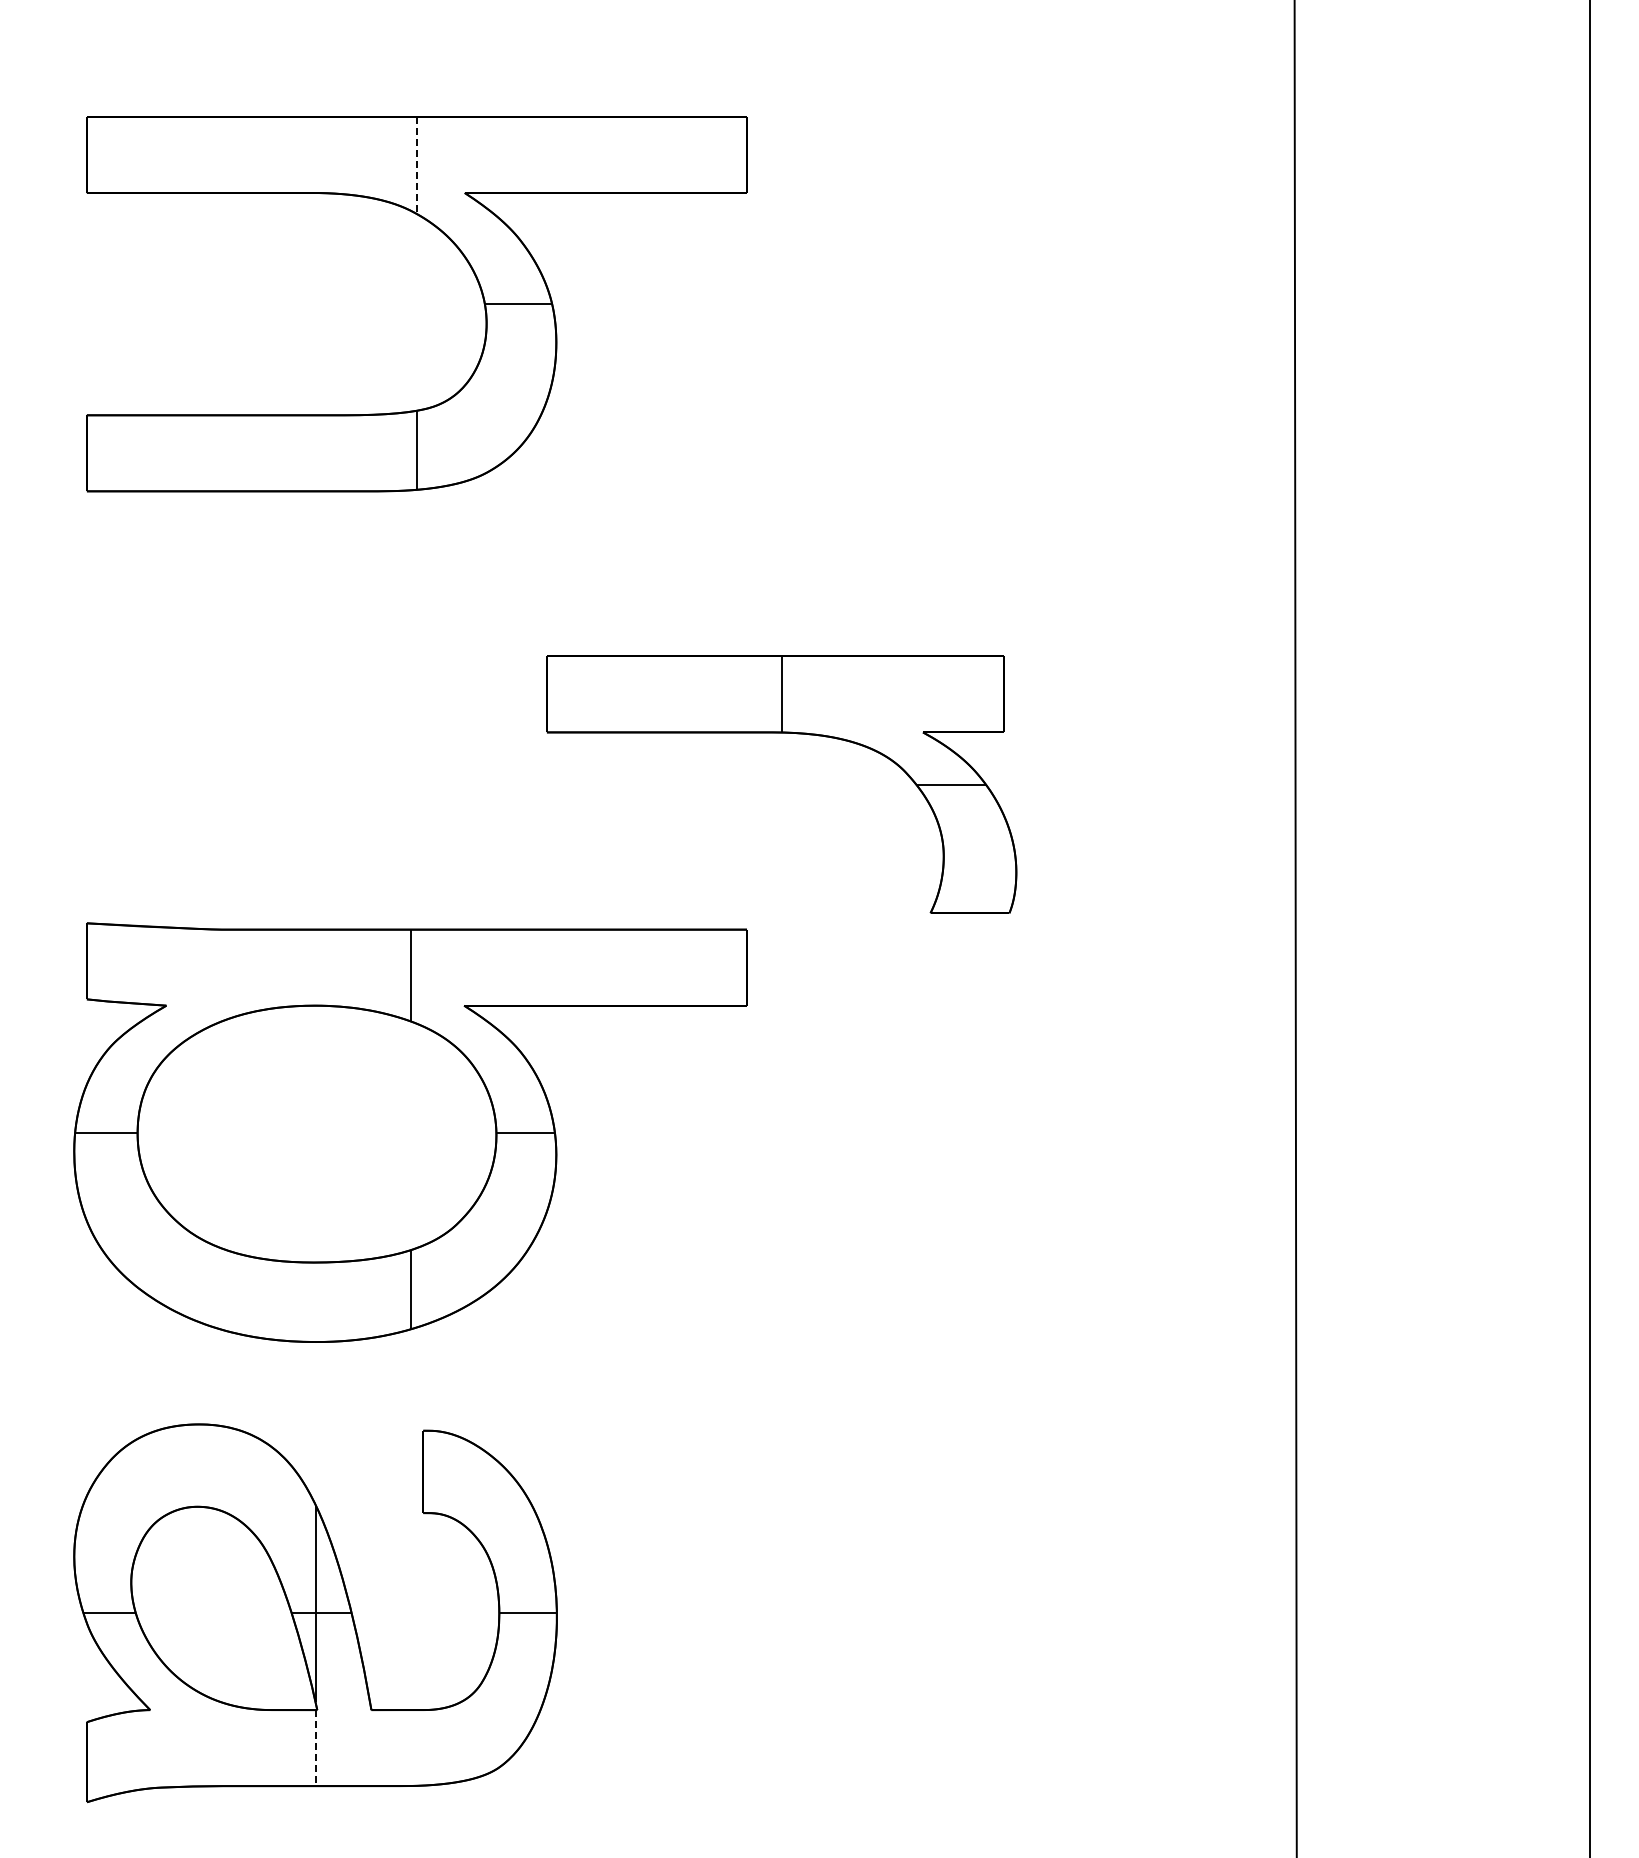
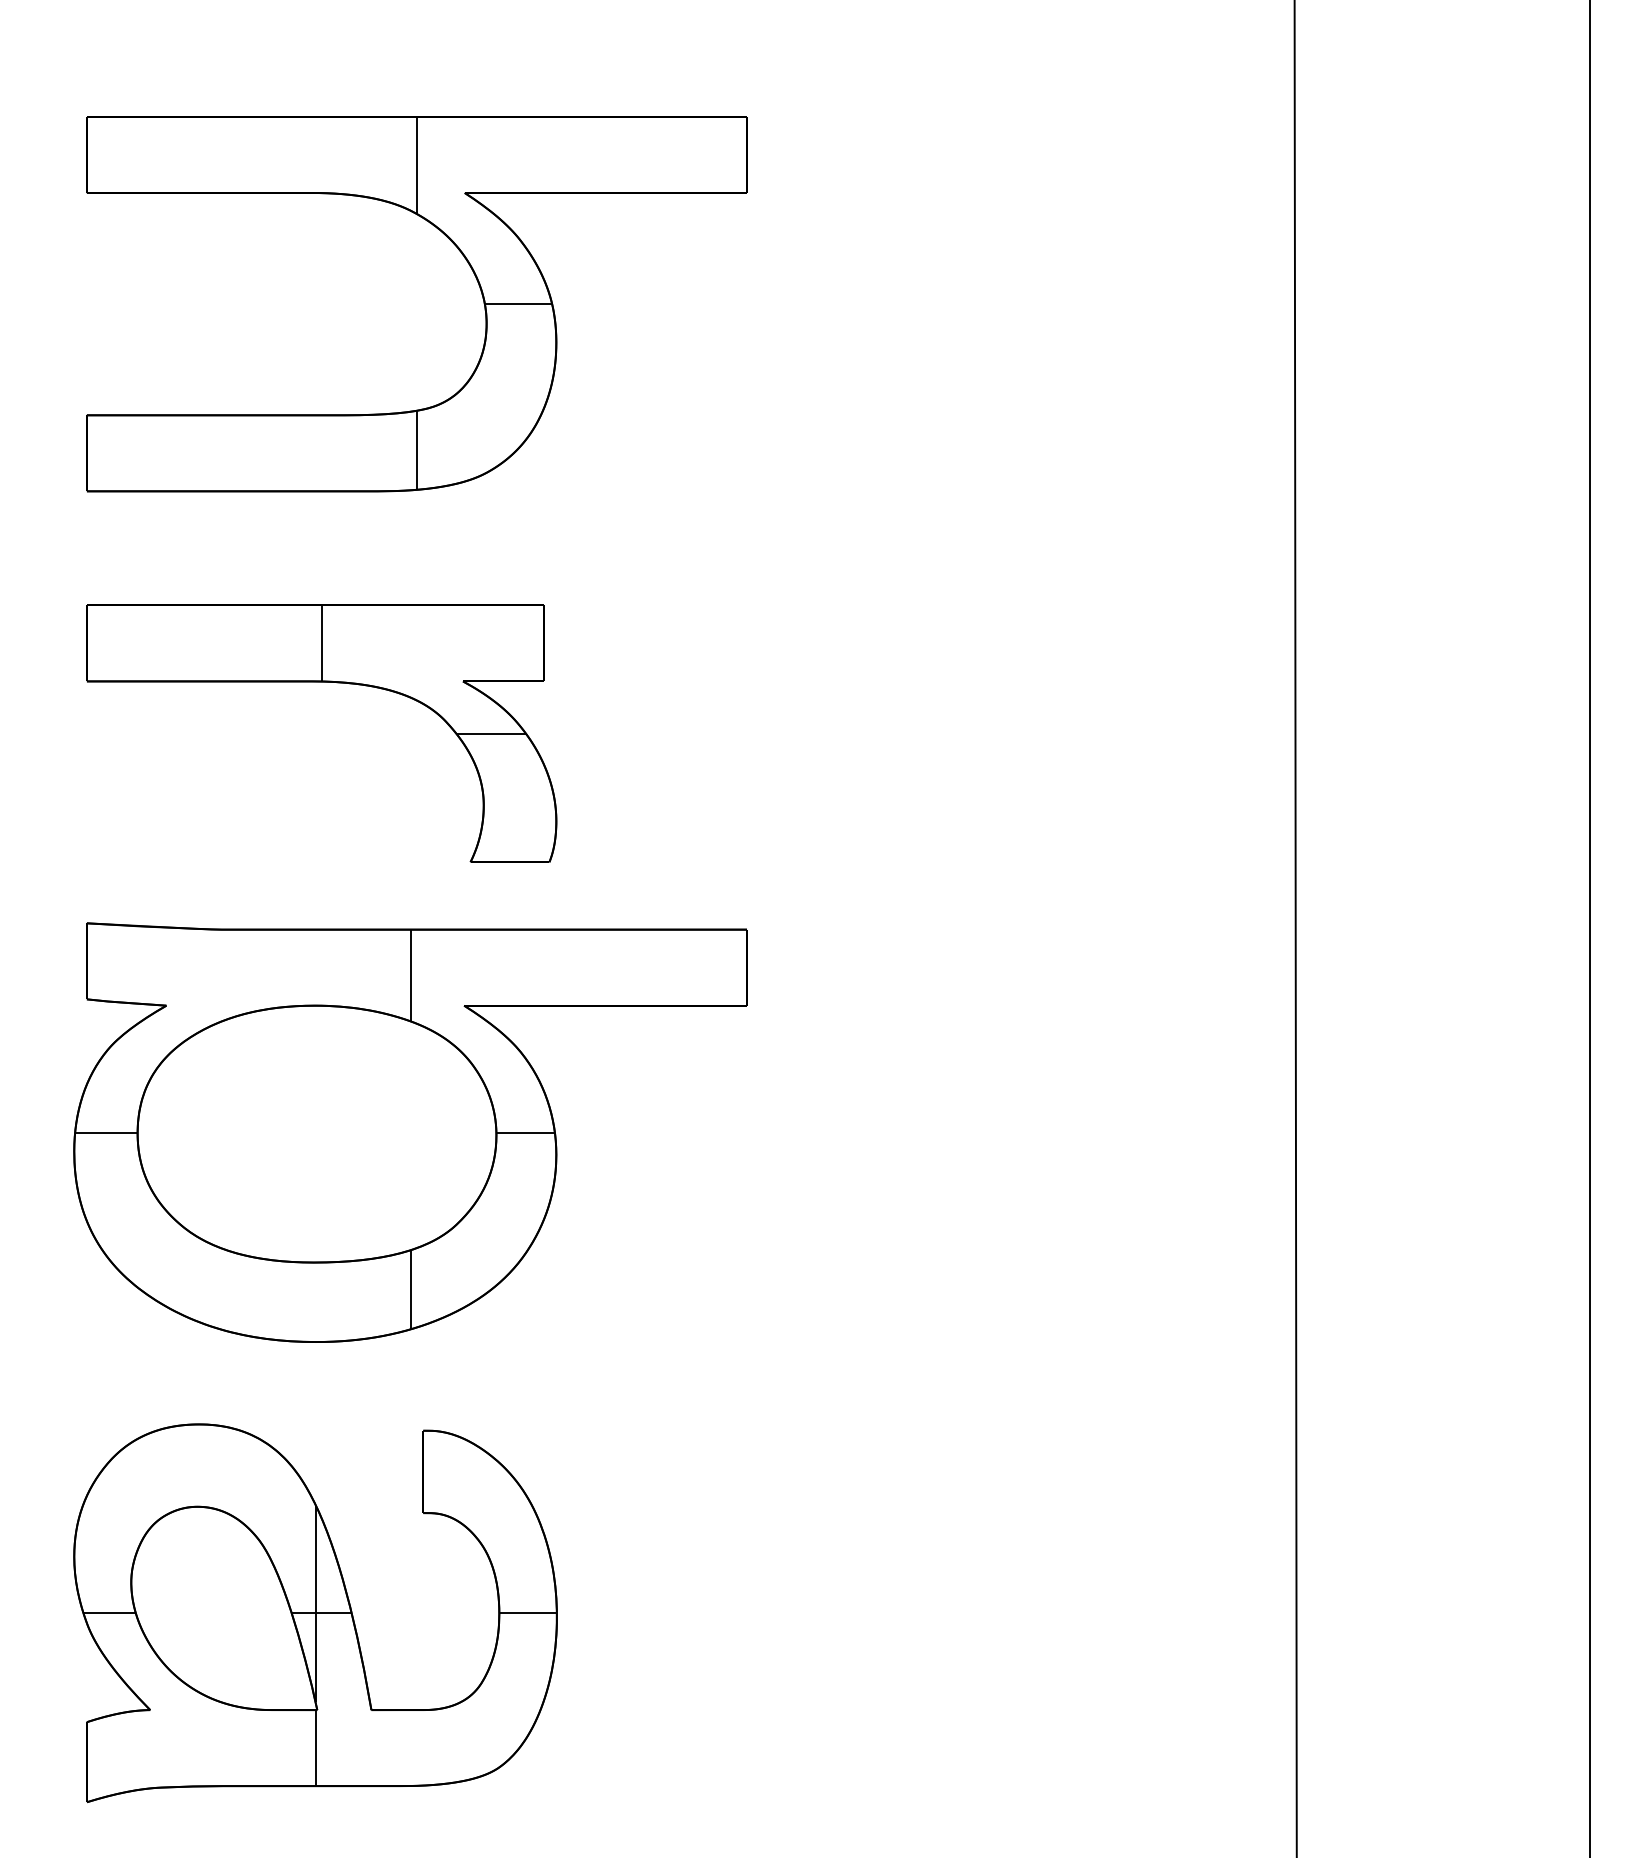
line: dashed -> solid (416, 165)
part position: (781, 733) -> (321, 682) (321, 682)
line: dashed -> solid (315, 1748)
